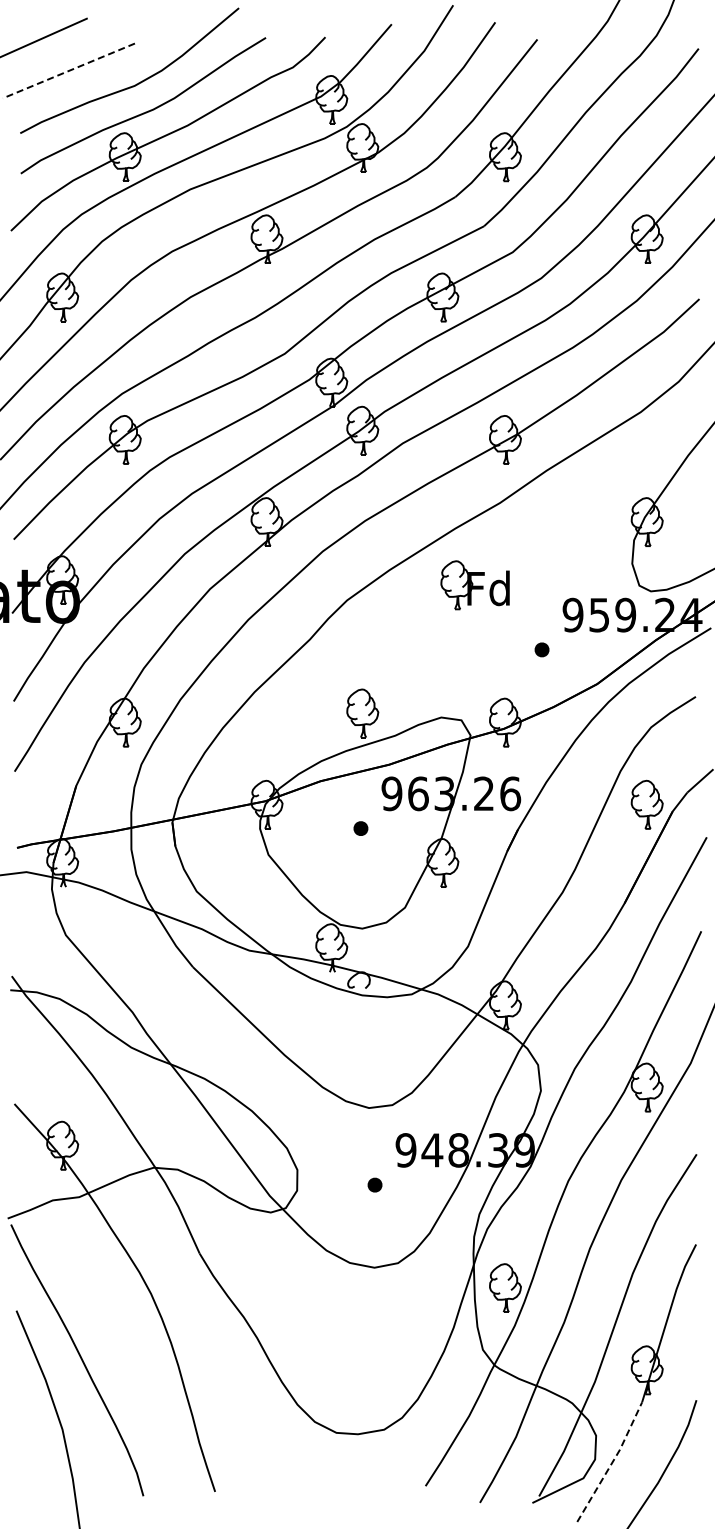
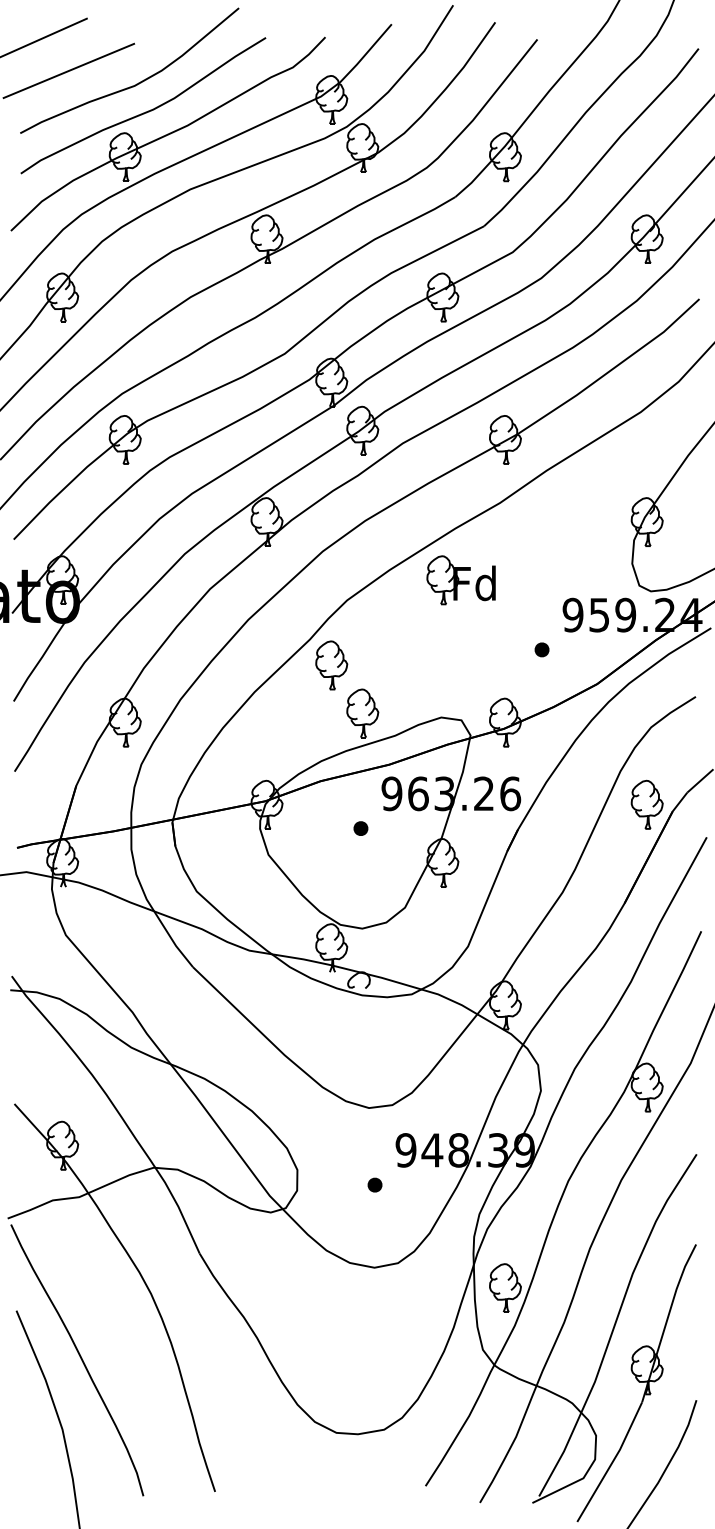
line: dashed -> solid (68, 70)
part position: (474, 585) -> (460, 580) (460, 580)
part: none -> present (331, 665)
line: dashed -> solid (612, 1462)
